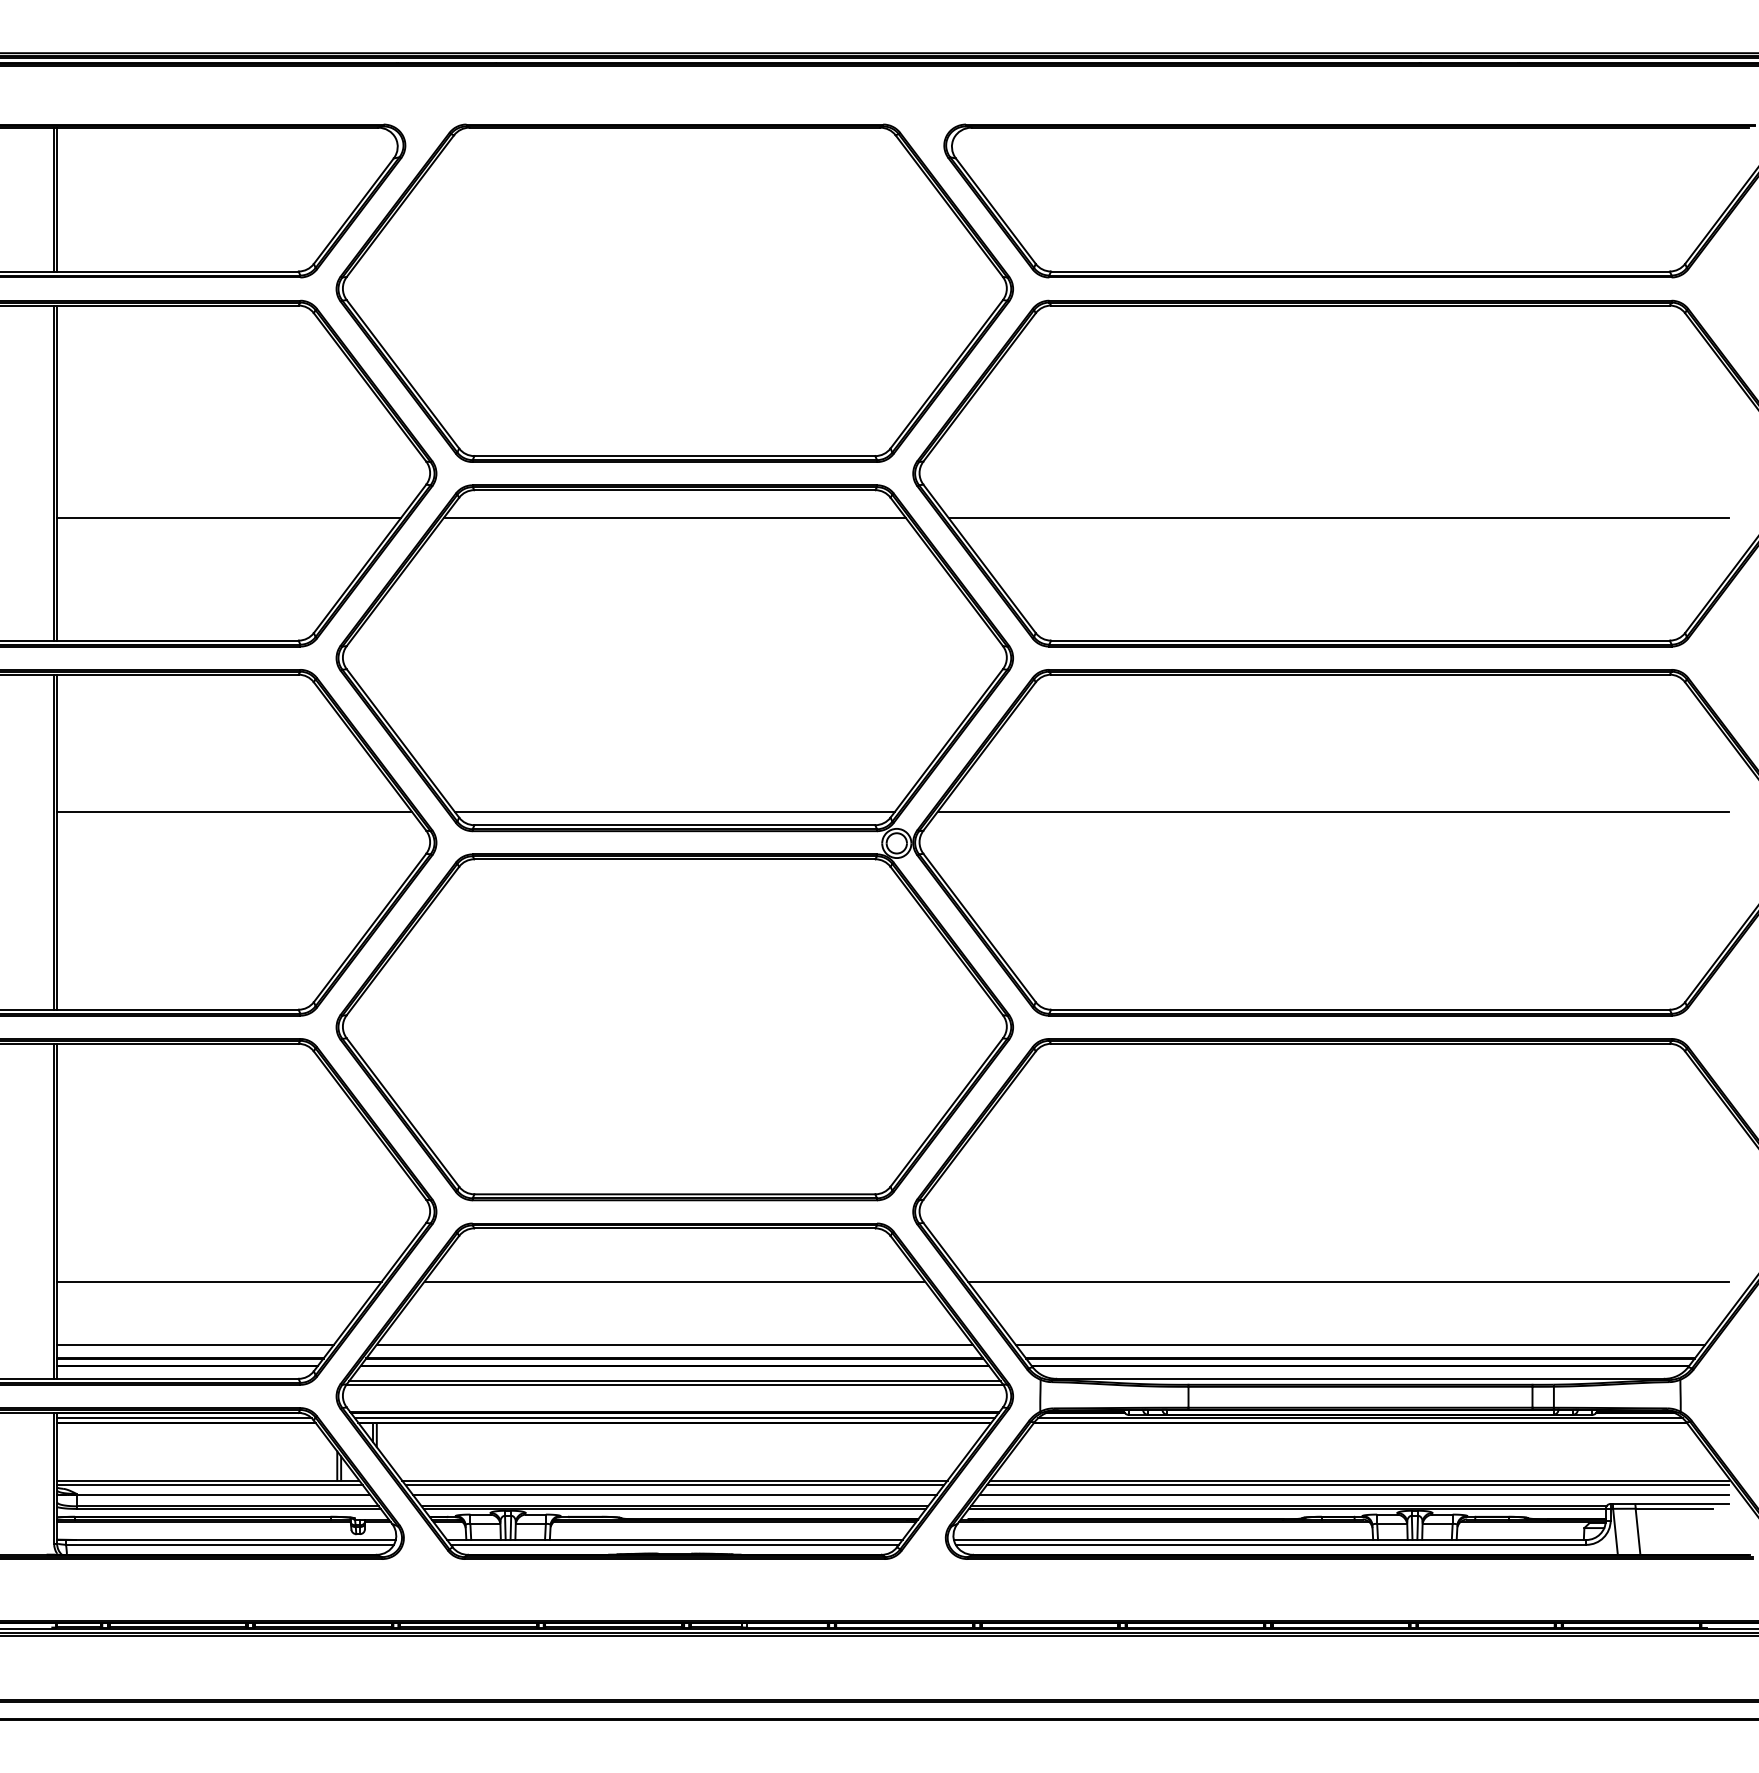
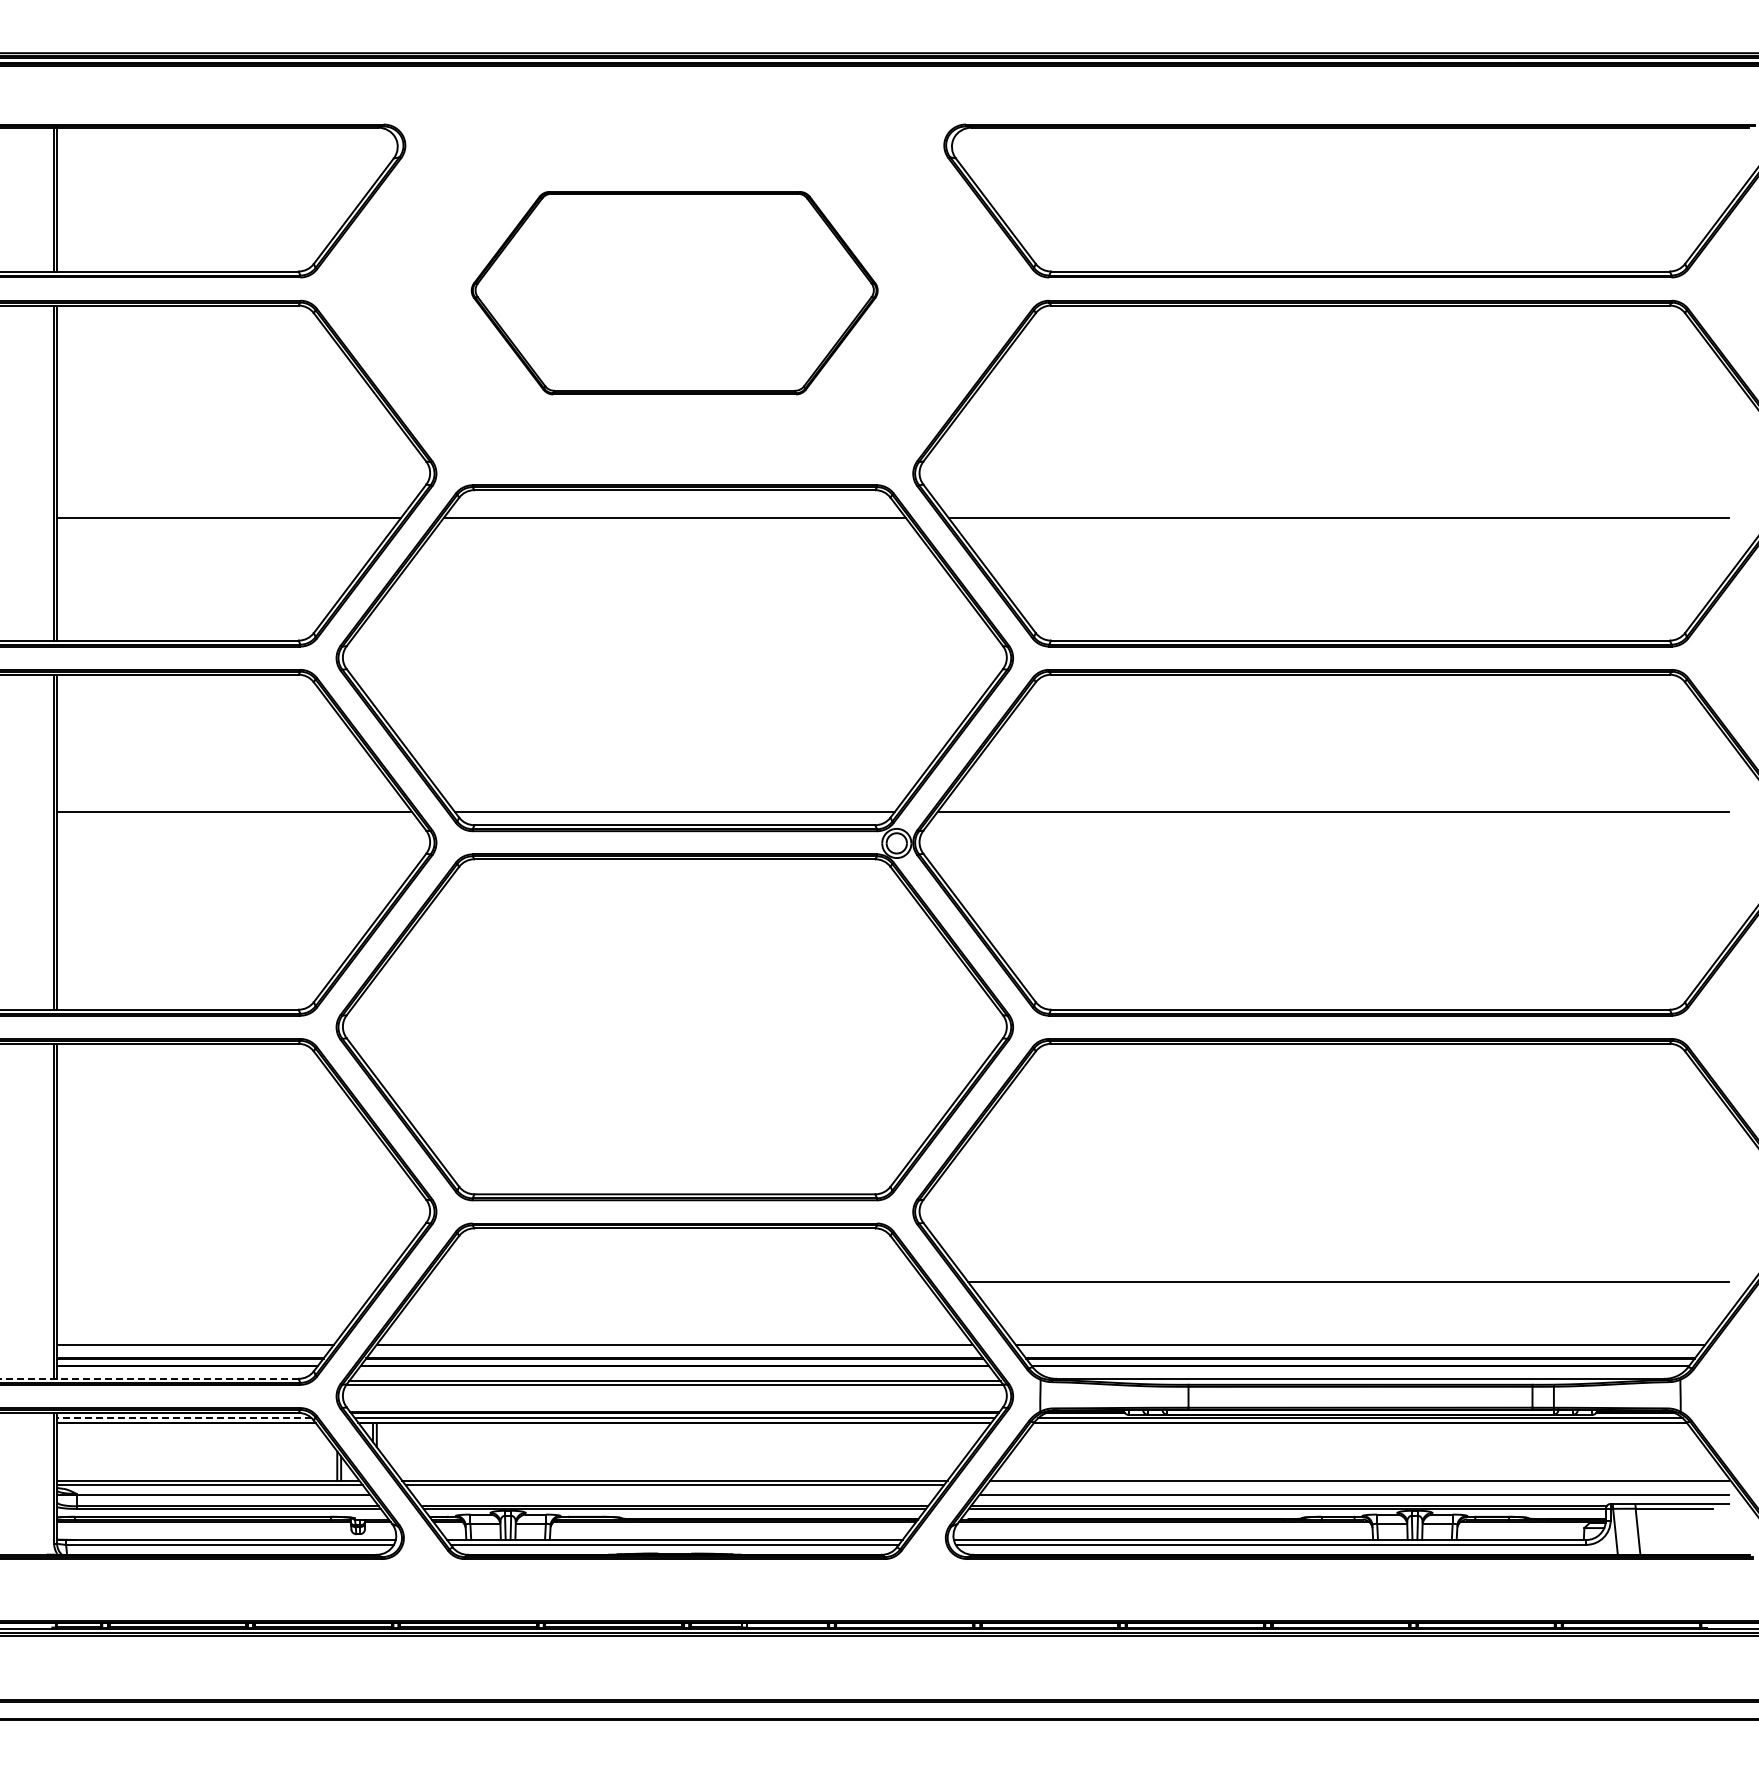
part size: 679x340 px -> 409x205 px (674, 293)
line: present -> none (219, 1281)
line: present -> none (674, 1281)
line: solid -> dashed (149, 1378)
line: solid -> dashed (183, 1418)
line: present -> none (1357, 1485)
line: present -> none (674, 1494)
